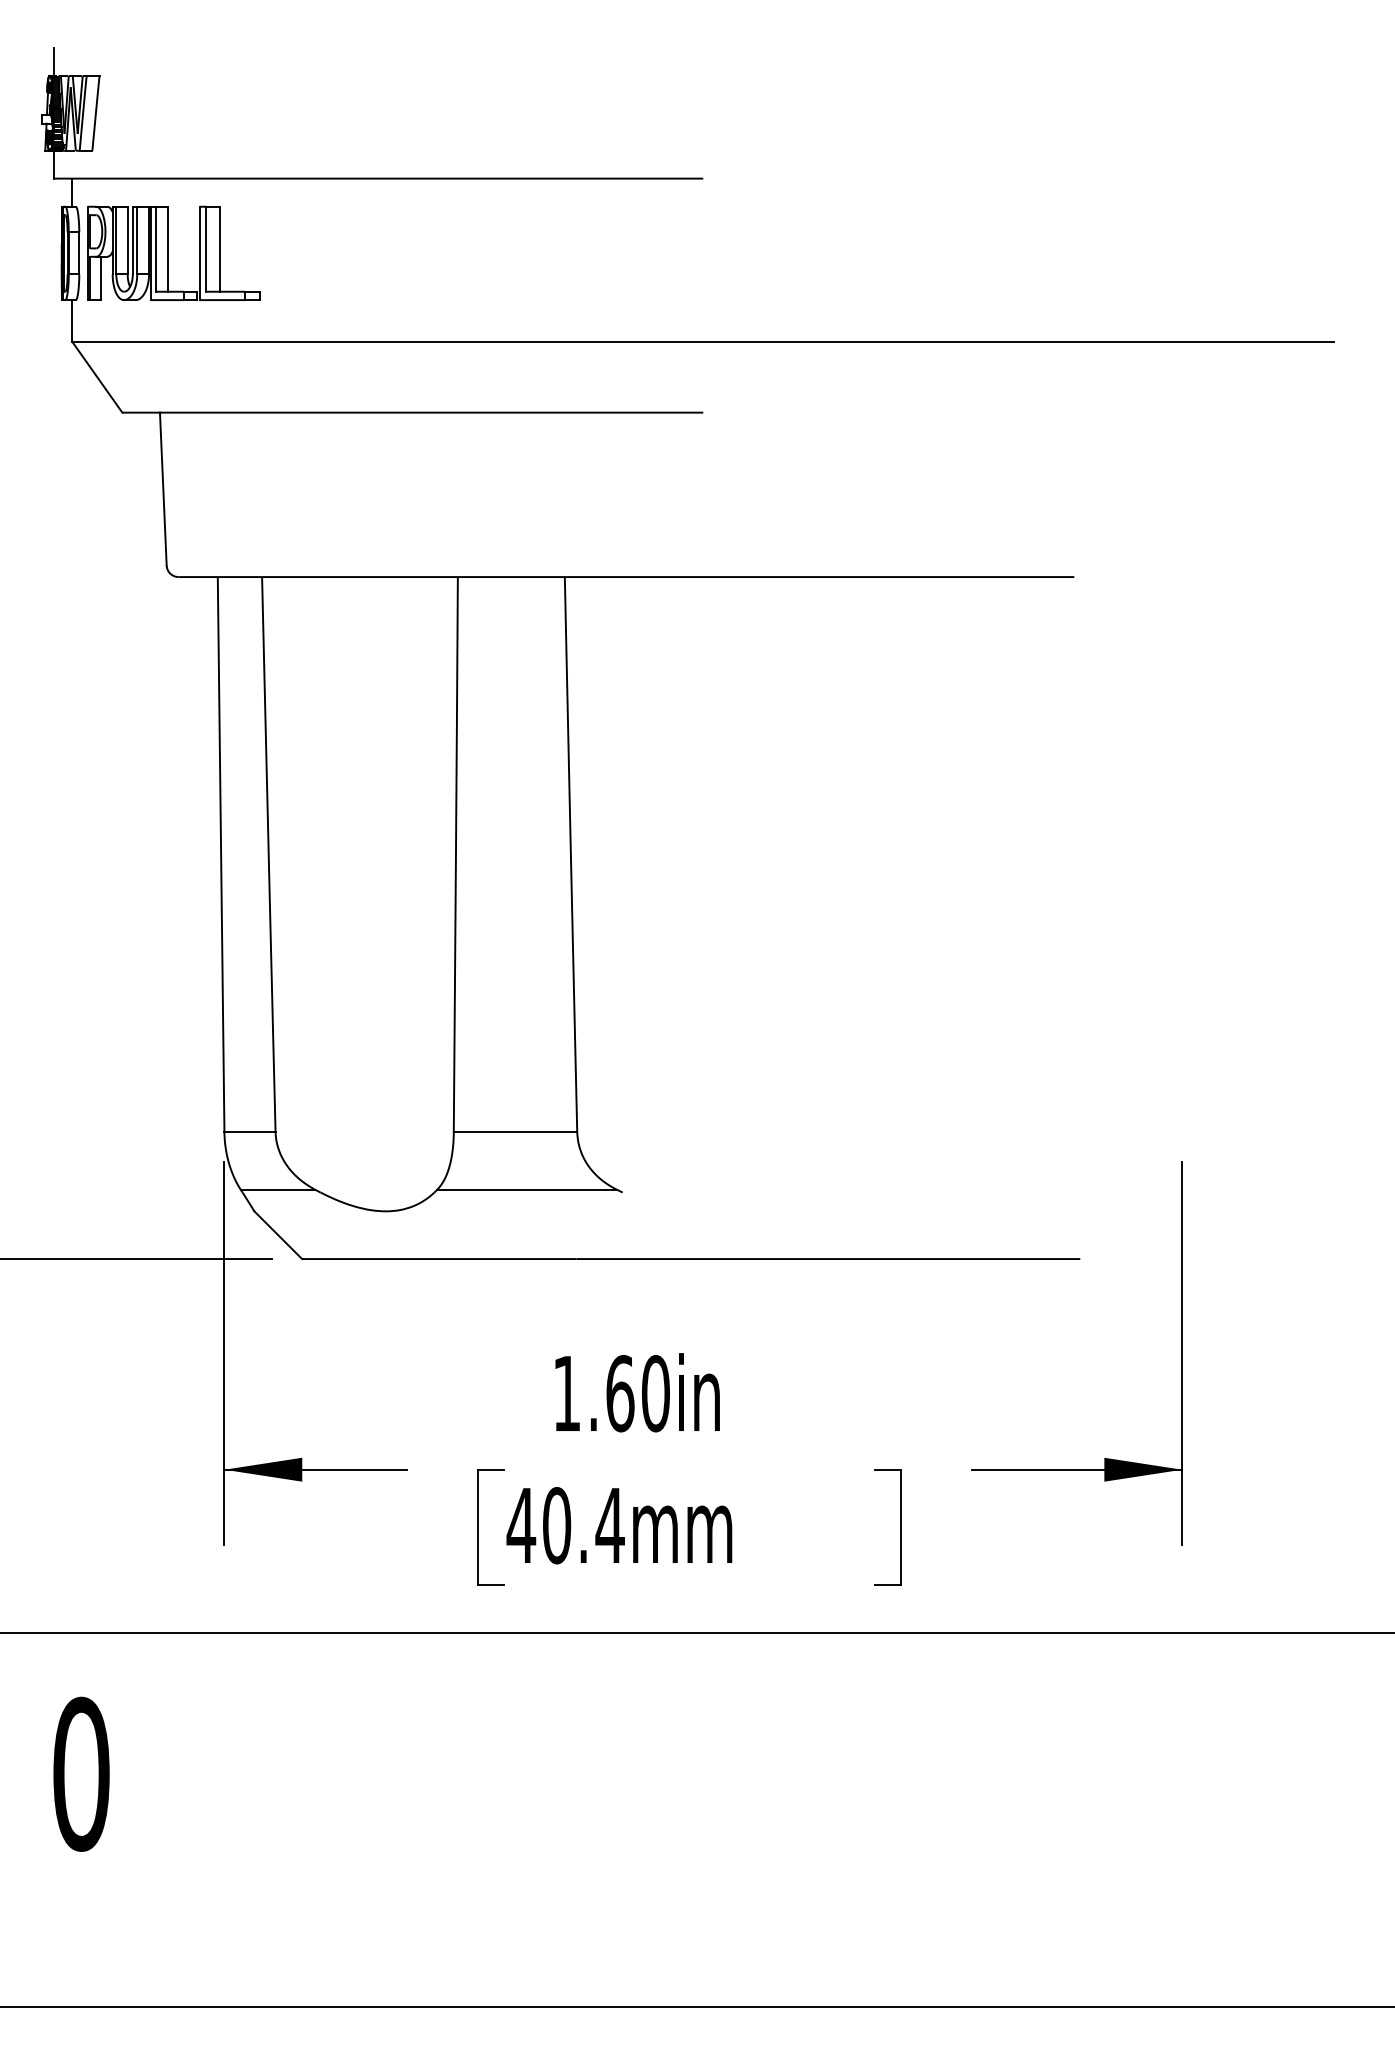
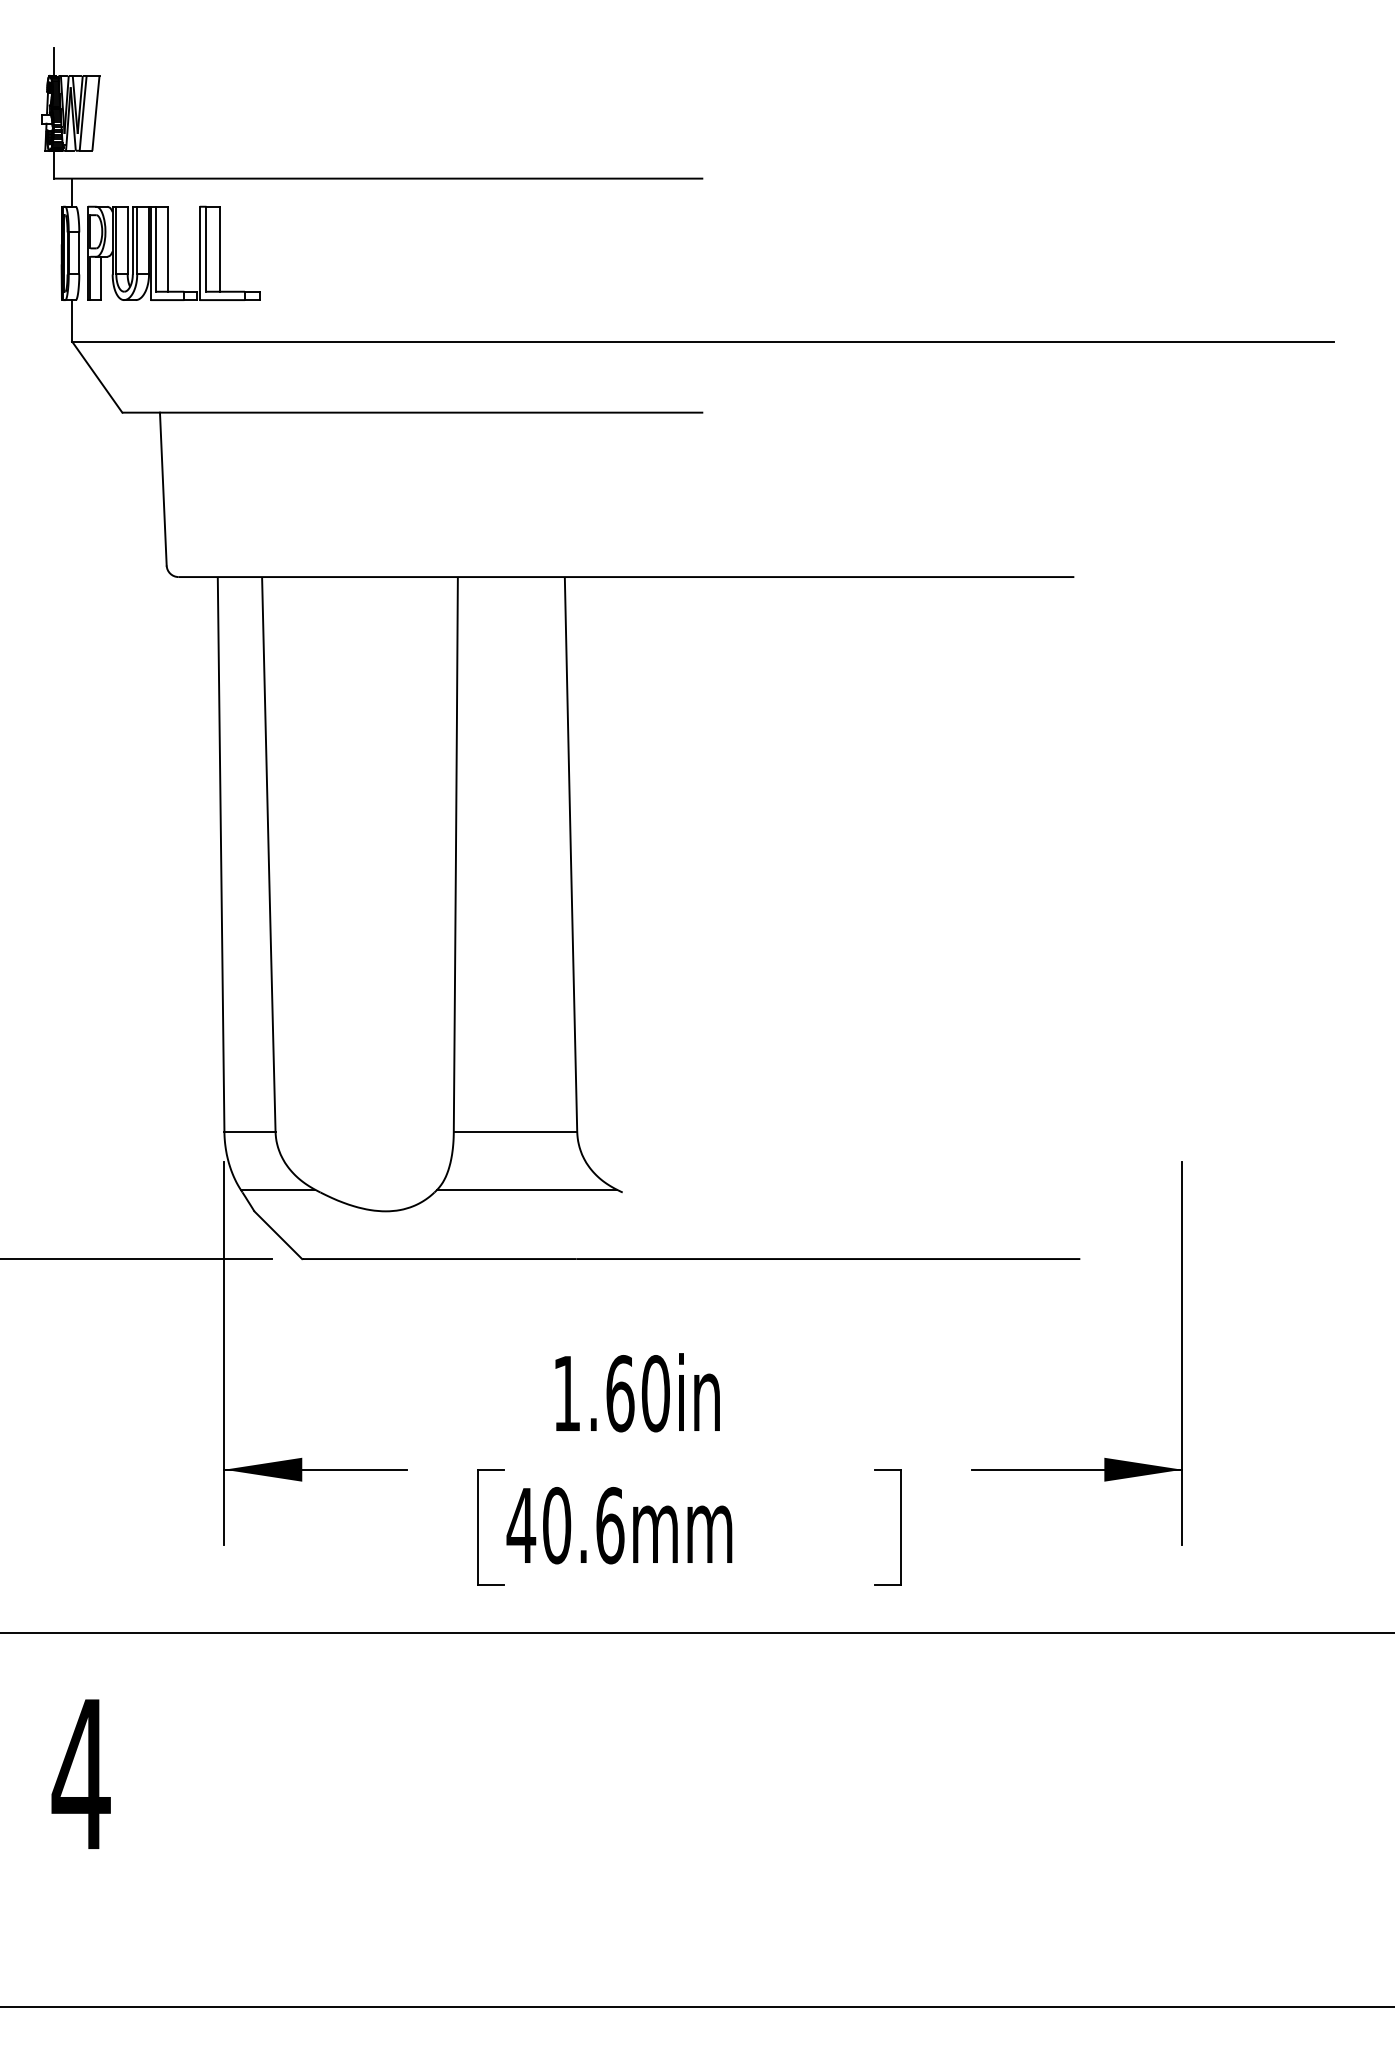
text: 40.4mm -> 40.6mm (609, 1525)
text: 0 -> 4 (80, 1773)
